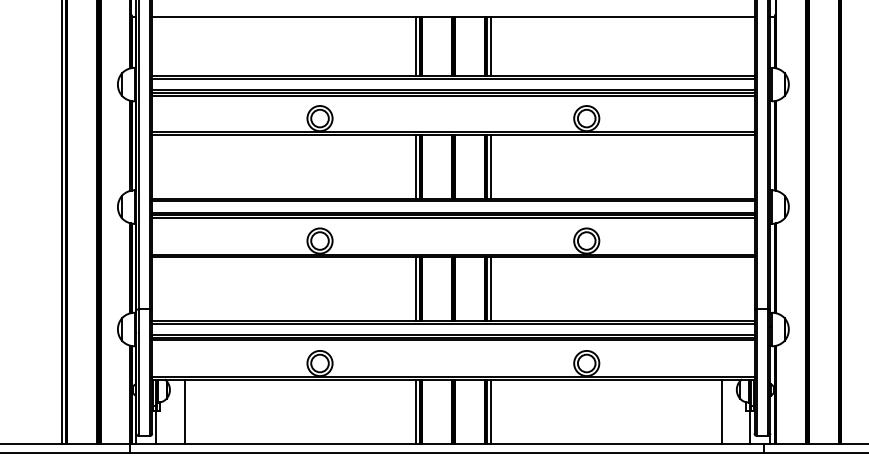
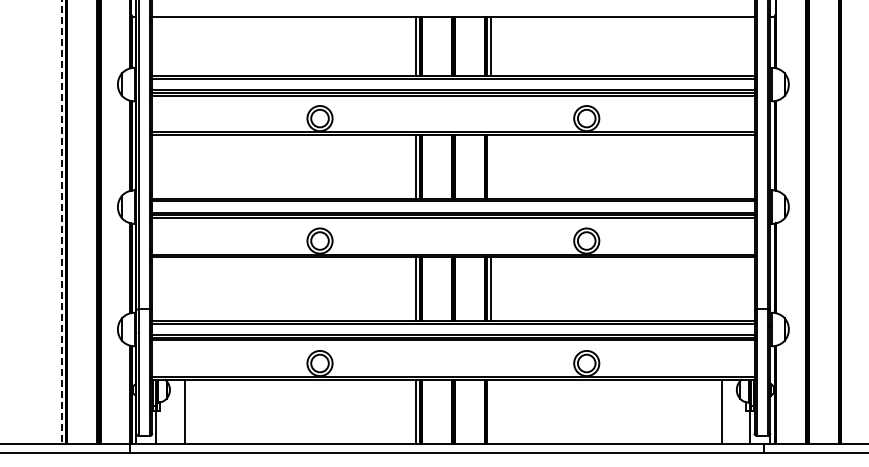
line: present -> none (490, 166)
line: solid -> dashed (61, 222)
line: present -> none (490, 411)
